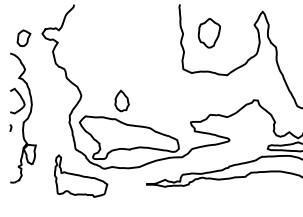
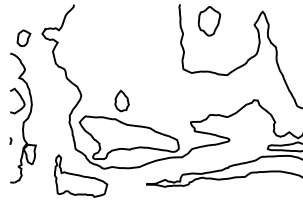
part position: (208, 33) -> (208, 21) (208, 21)
line position: (10, 127) -> (10, 140) (10, 140)
